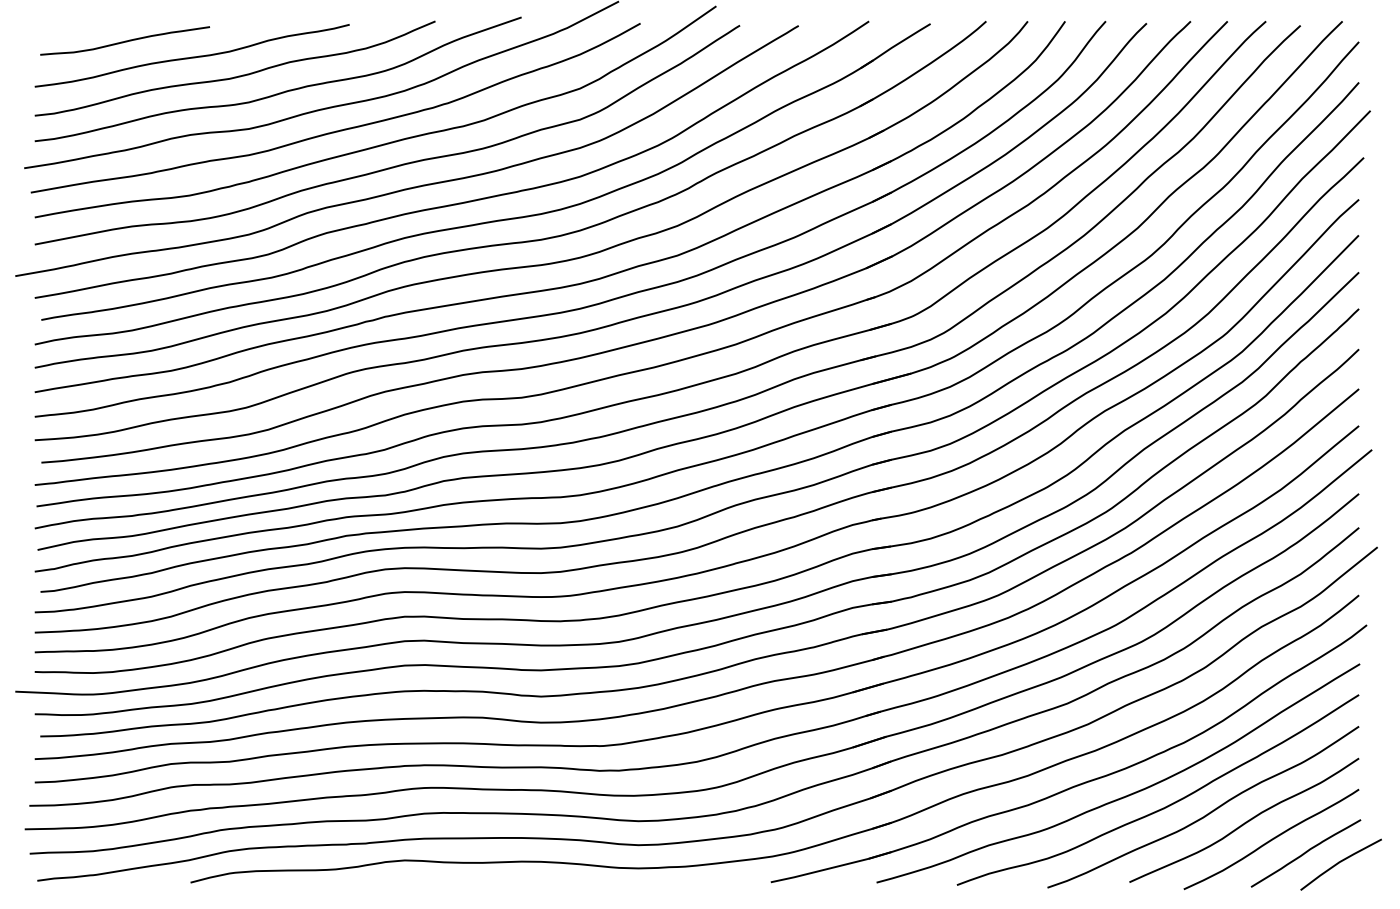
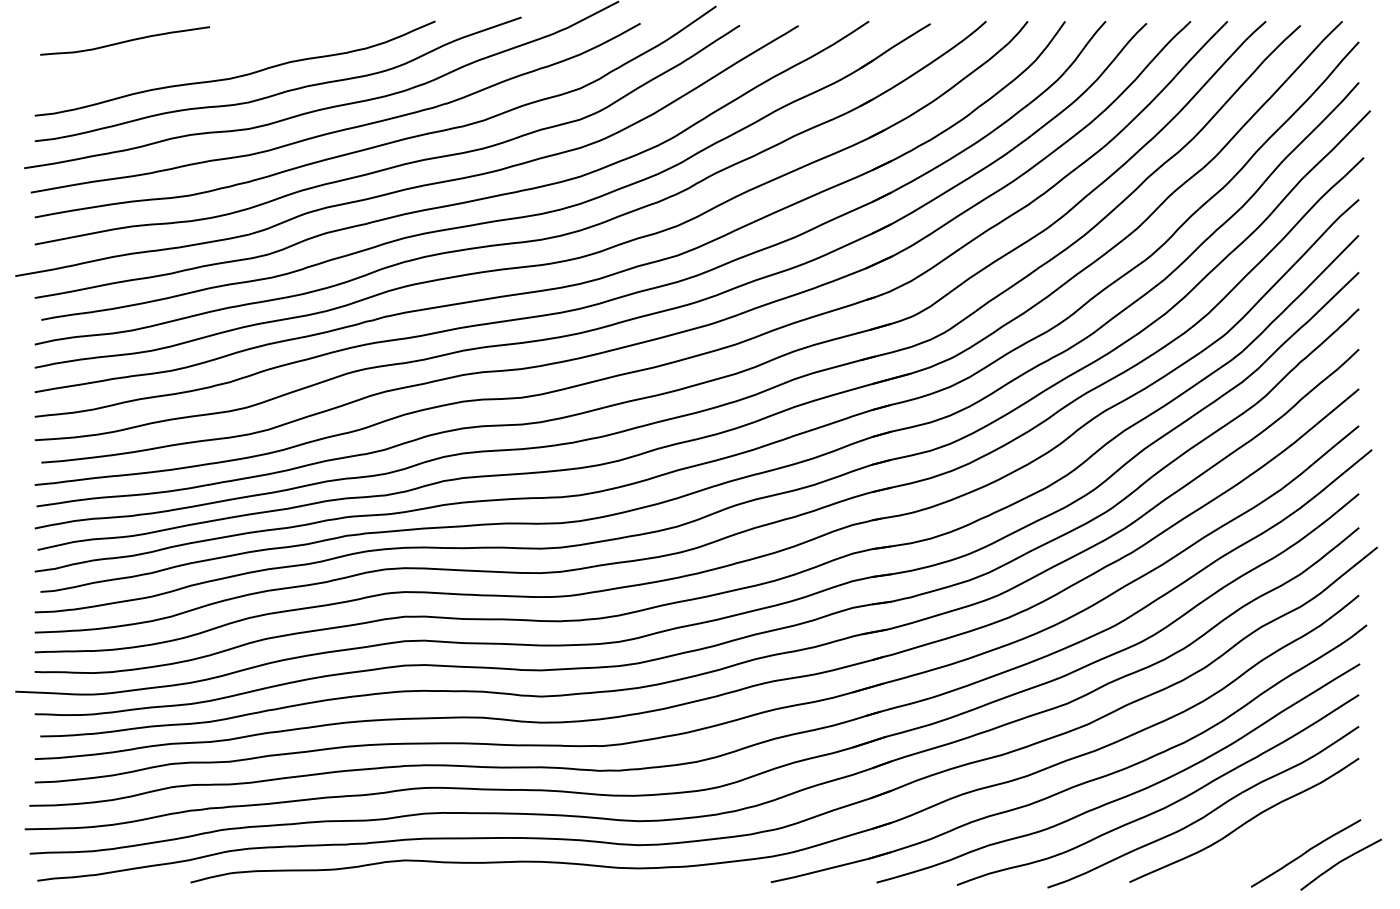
curve: present -> none (191, 56)
curve: present -> none (1271, 839)
